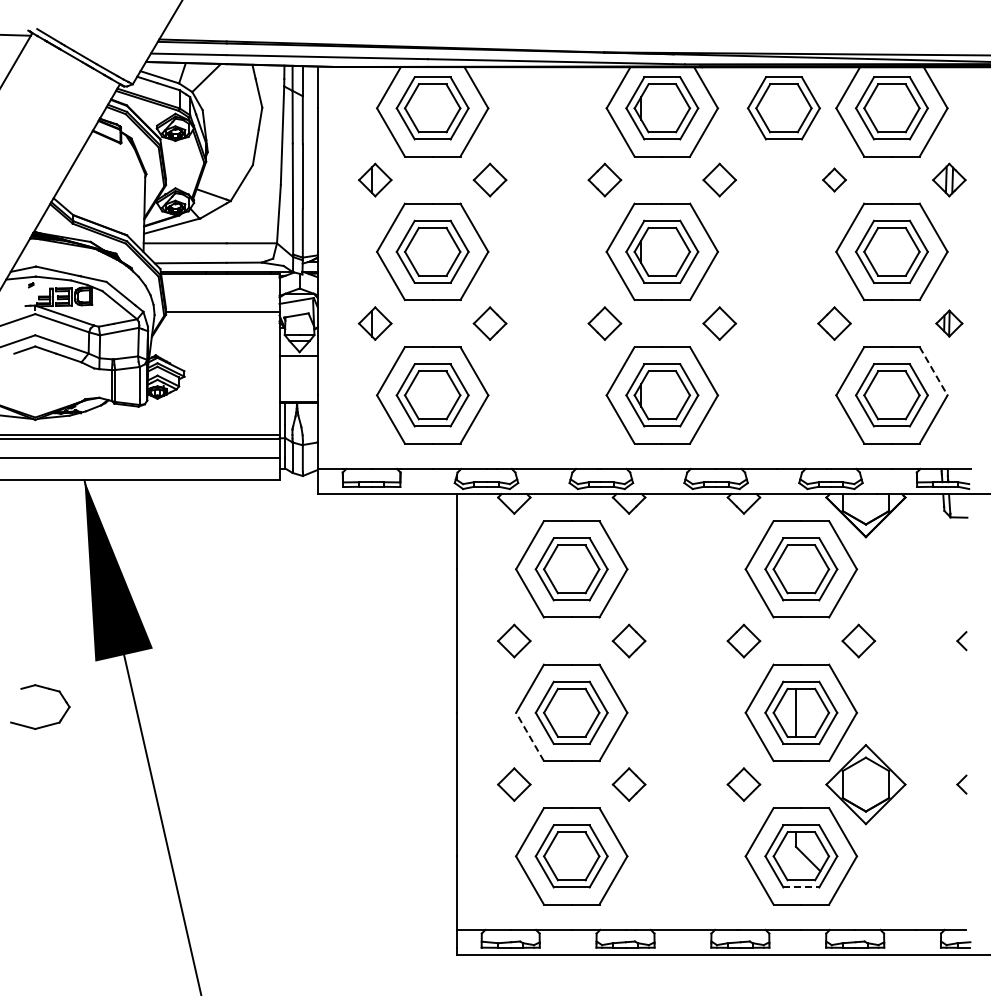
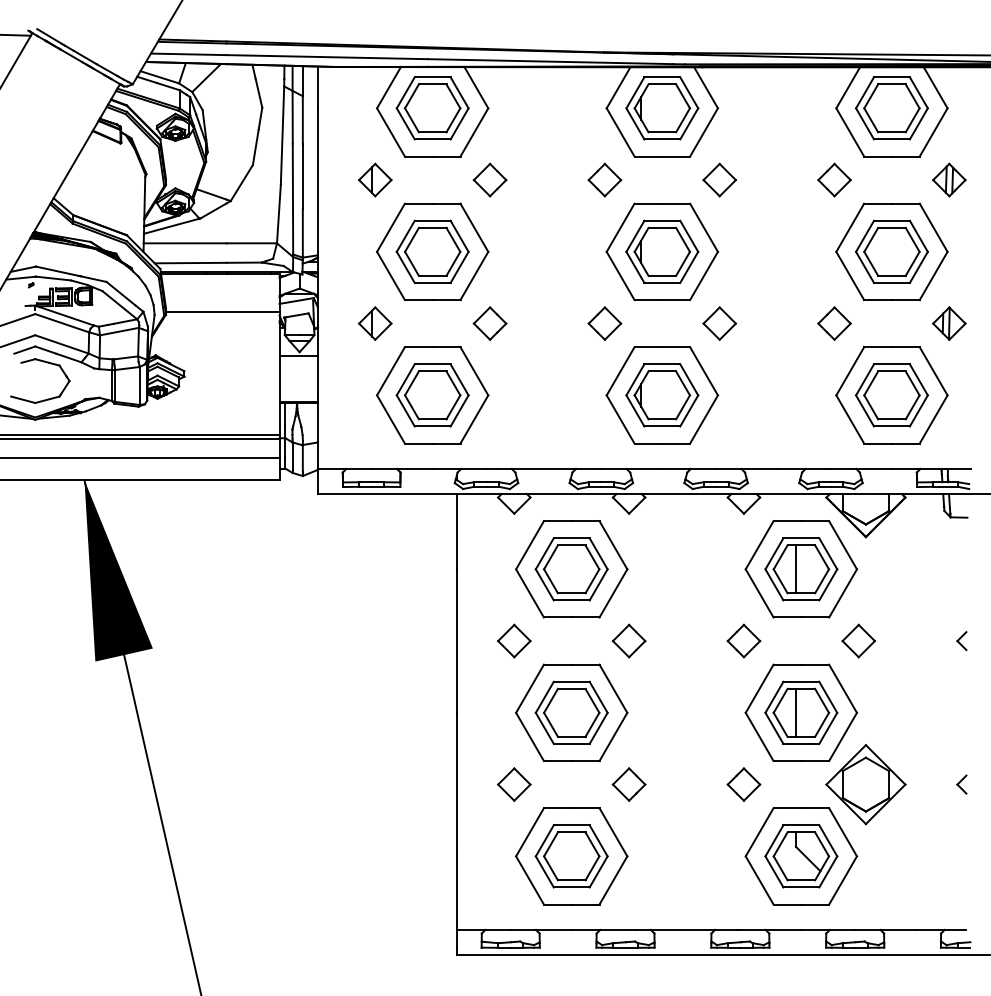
part: present -> none (783, 108)
part size: 25x26 px -> 35x36 px (834, 179)
part size: 29x29 px -> 35x35 px (949, 323)
line: dashed -> solid (933, 371)
line: none -> present (795, 569)
part position: (46, 689) -> (46, 363) (46, 363)
line: dashed -> solid (530, 736)
line: dashed -> solid (801, 887)
